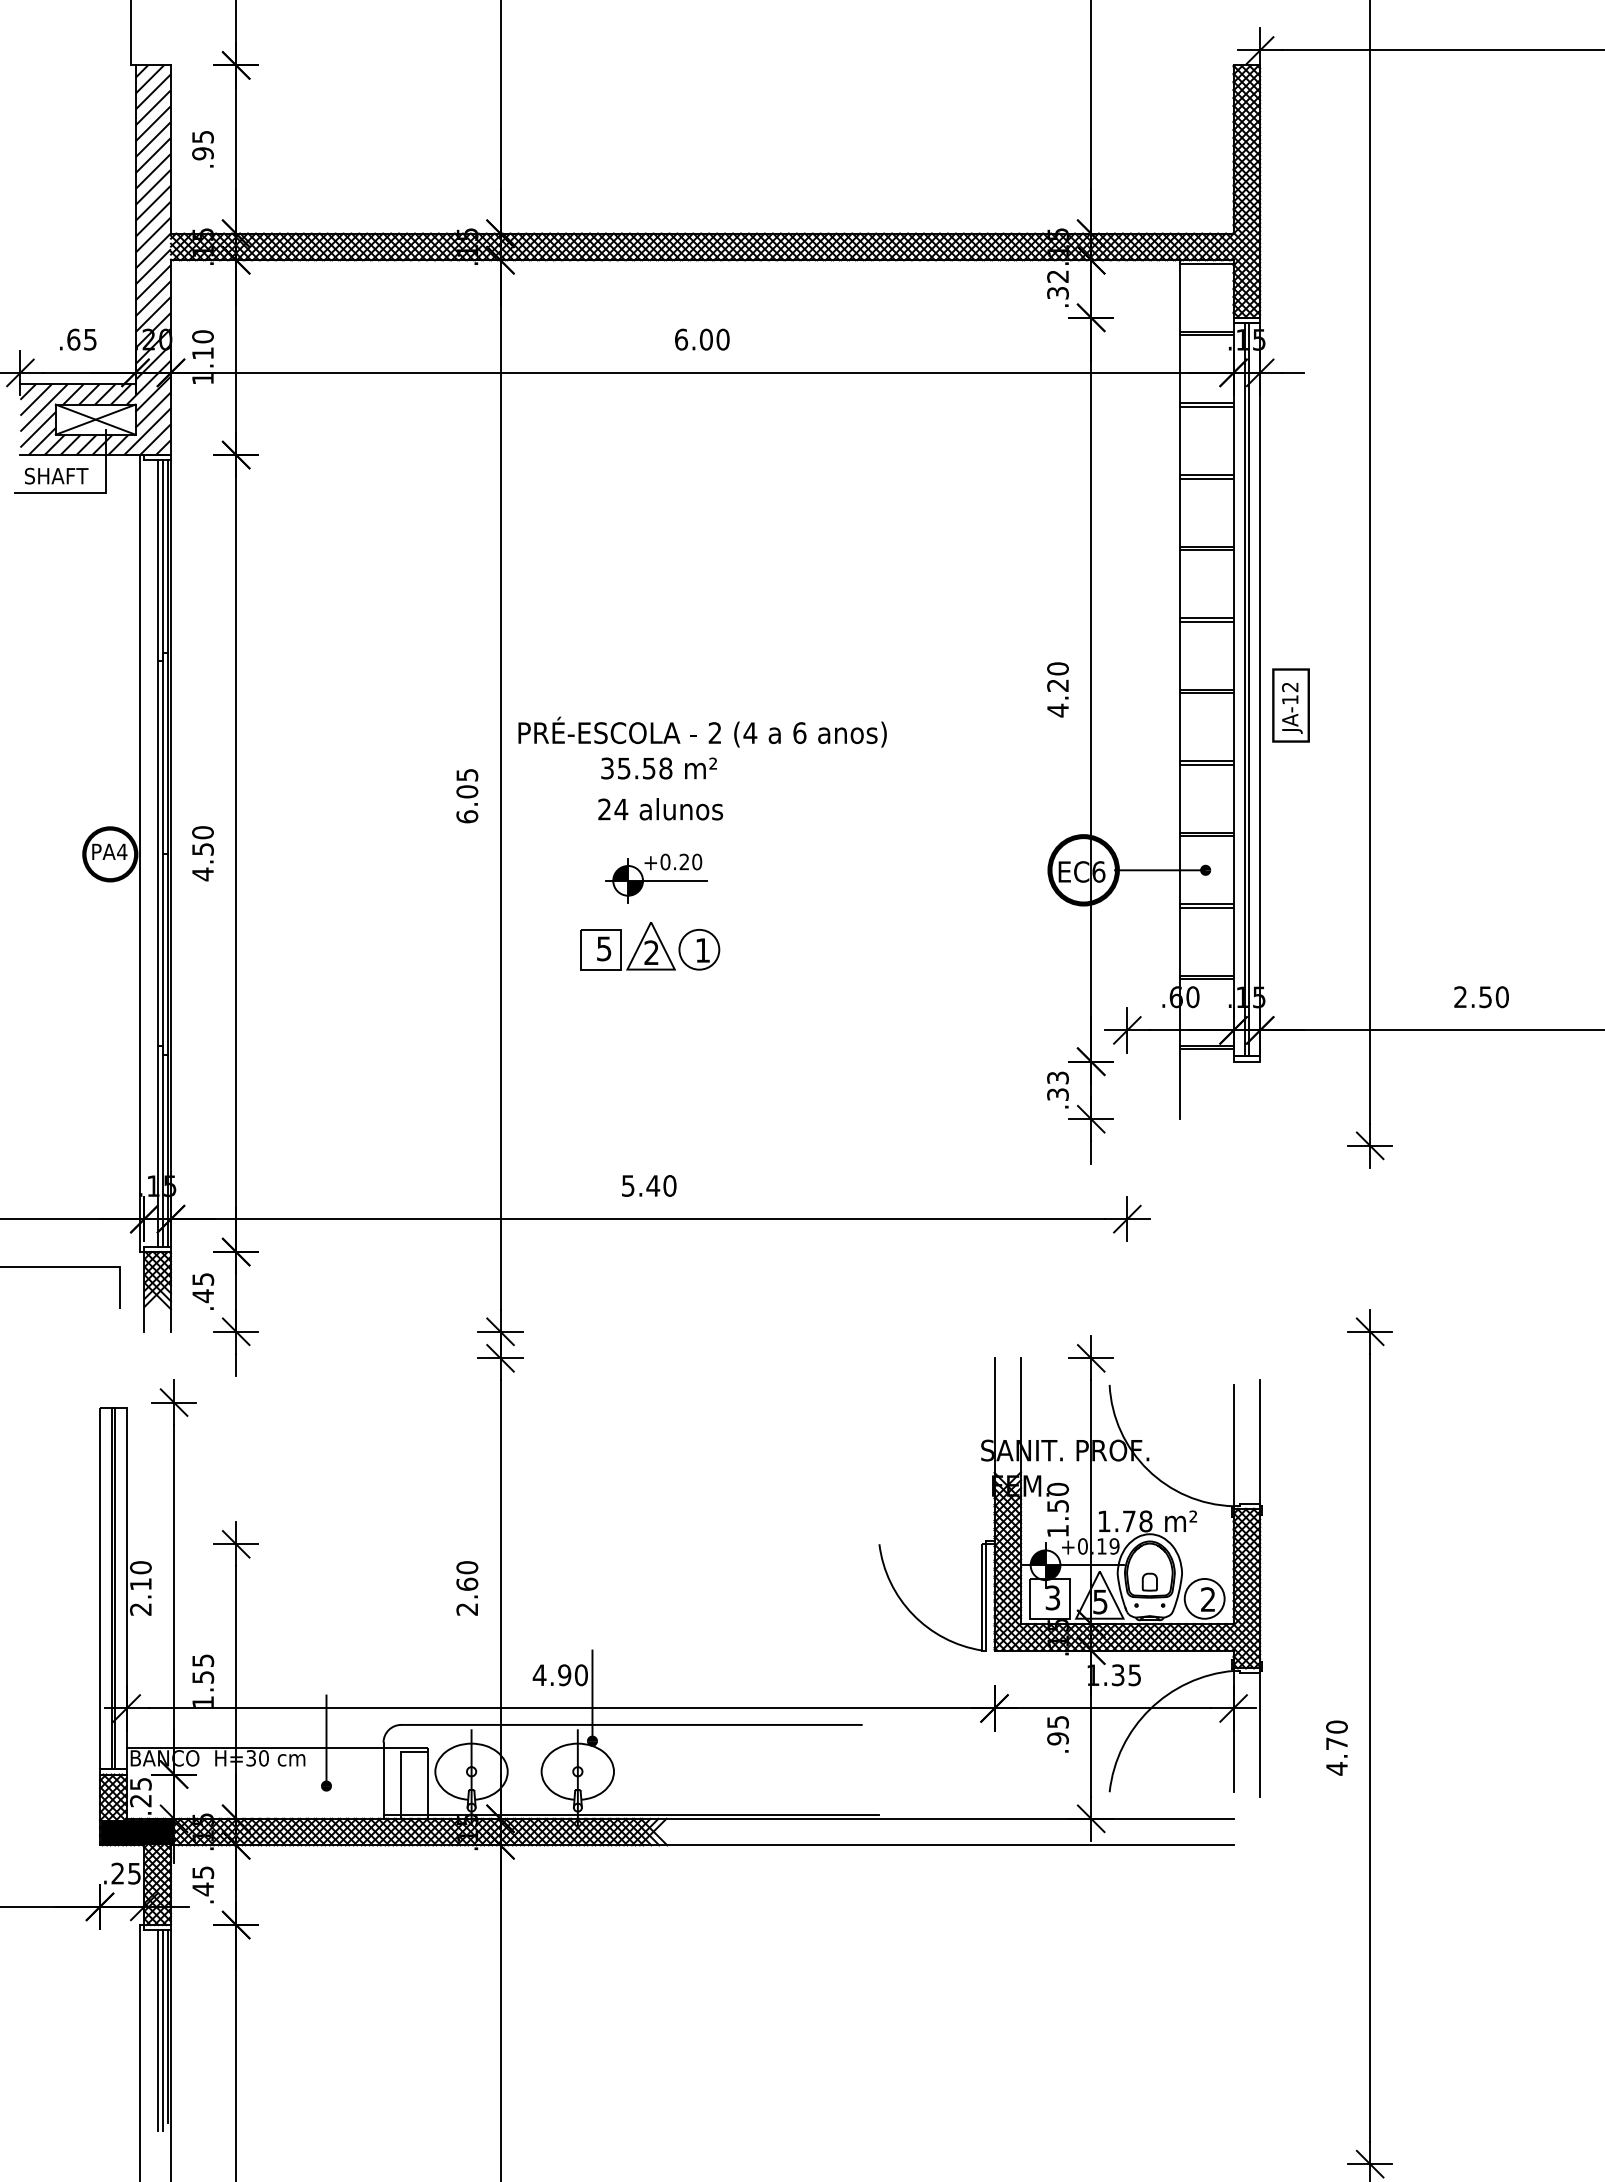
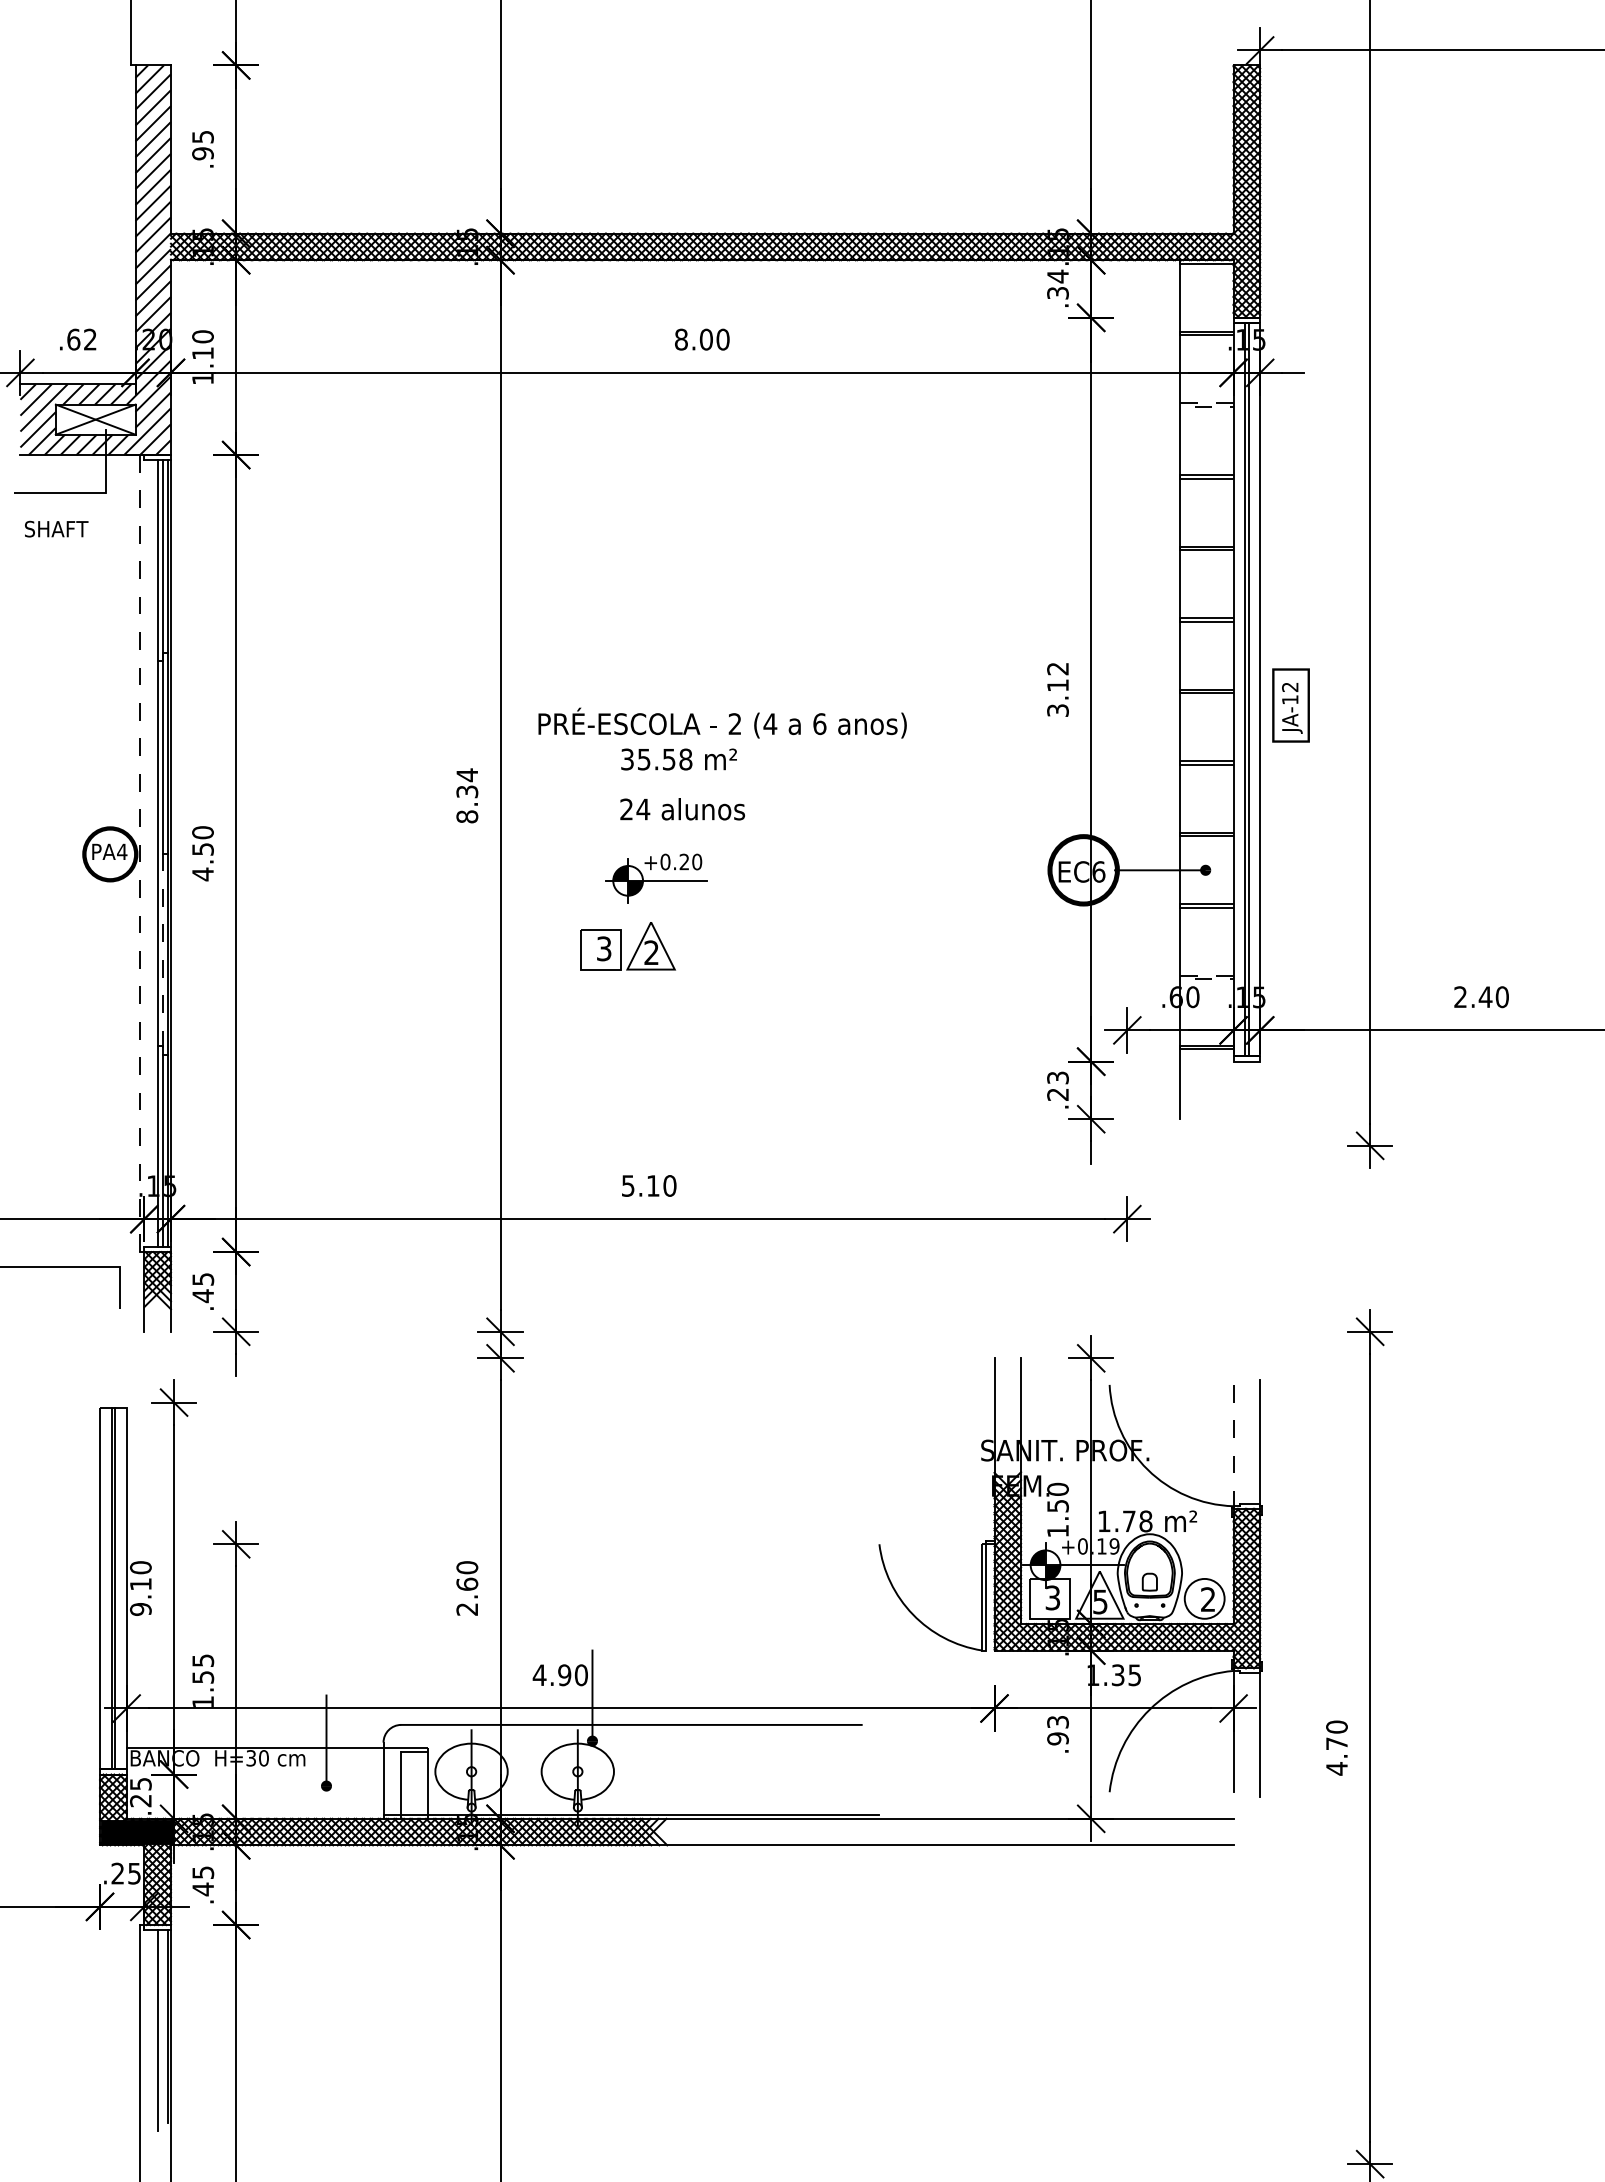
text: .32 -> .34 (1057, 276)
text: .65 -> .62 (90, 339)
text: 6.00 -> 8.00 (681, 339)
line: solid -> dashed (1180, 405)
text position: (56, 475) -> (56, 528) (56, 528)
text: 4.20 -> 3.12 (1057, 689)
text position: (702, 747) -> (722, 738) (722, 738)
text: 6.05 -> 8.34 (467, 795)
text position: (660, 809) -> (682, 809) (682, 809)
line: solid -> dashed (140, 854)
text: 5 -> 3 (604, 948)
part: present -> none (699, 949)
line: solid -> dashed (163, 954)
line: solid -> dashed (1180, 977)
text: 2.50 -> 2.40 (1485, 997)
text: .33 -> .23 (1057, 1094)
text: 5.40 -> 5.10 (653, 1185)
line: solid -> dashed (1233, 1445)
text: 2.10 -> 9.10 (140, 1609)
text: .95 -> .93 (1057, 1721)
line: present -> none (163, 2030)
